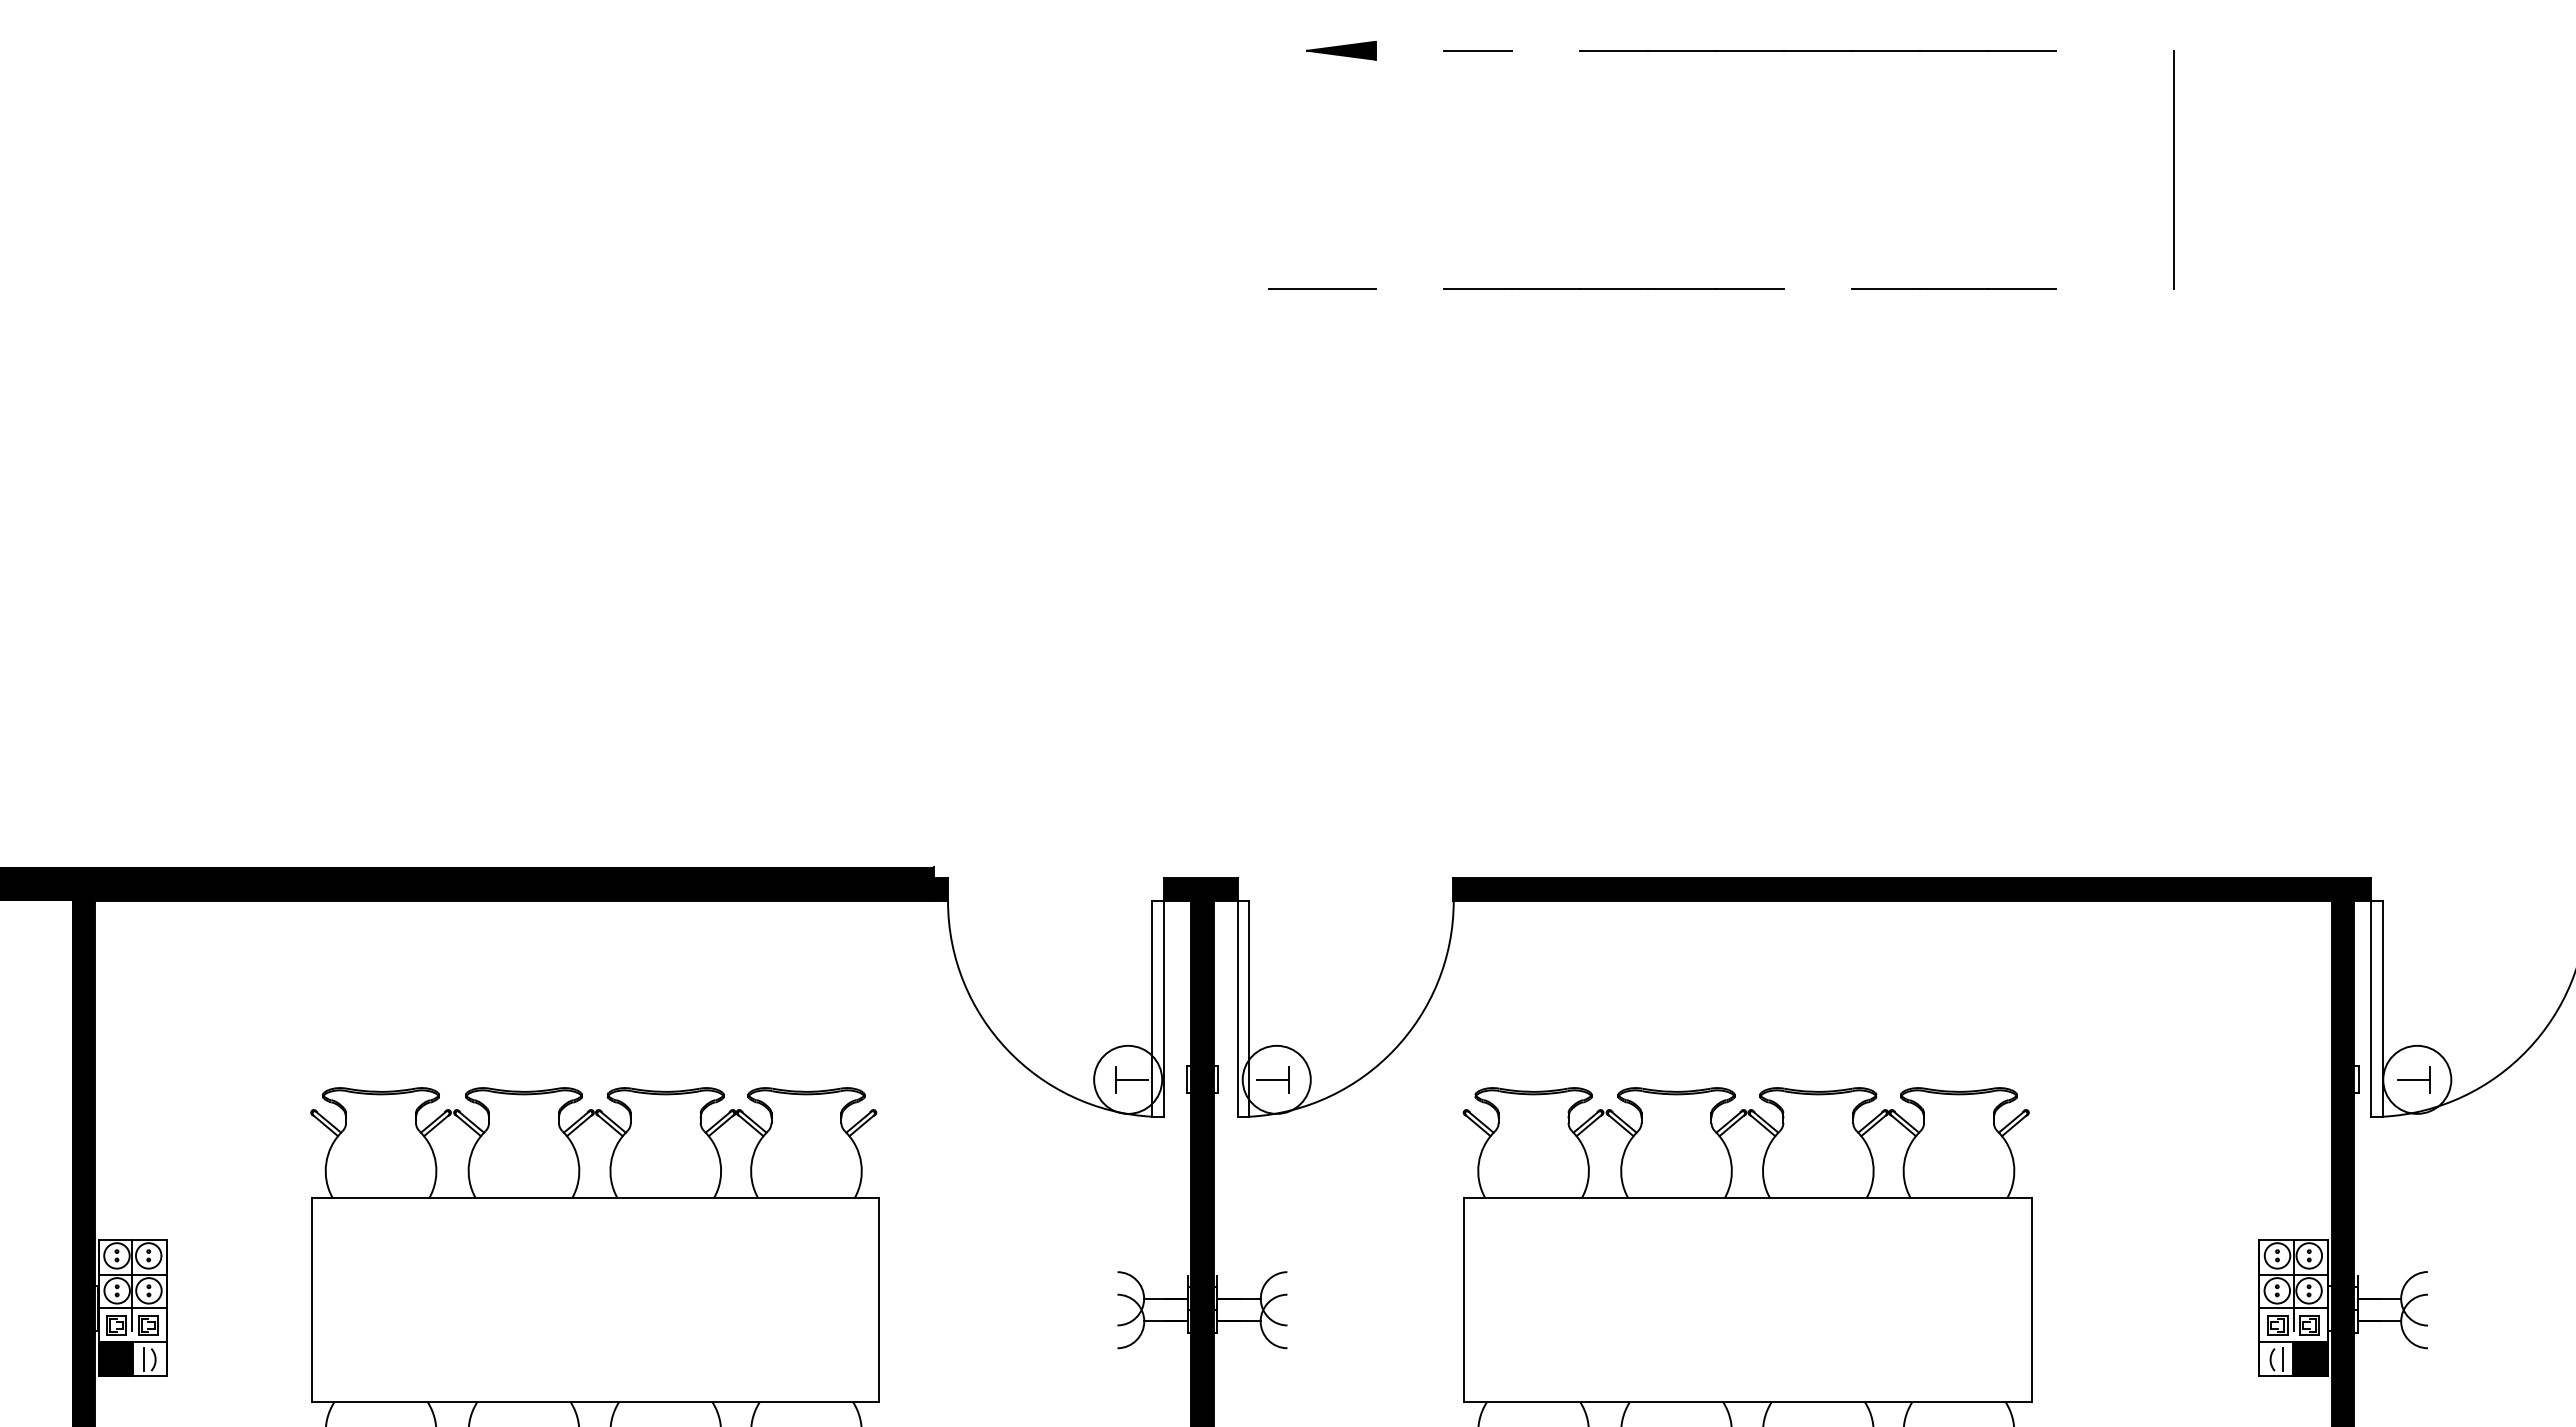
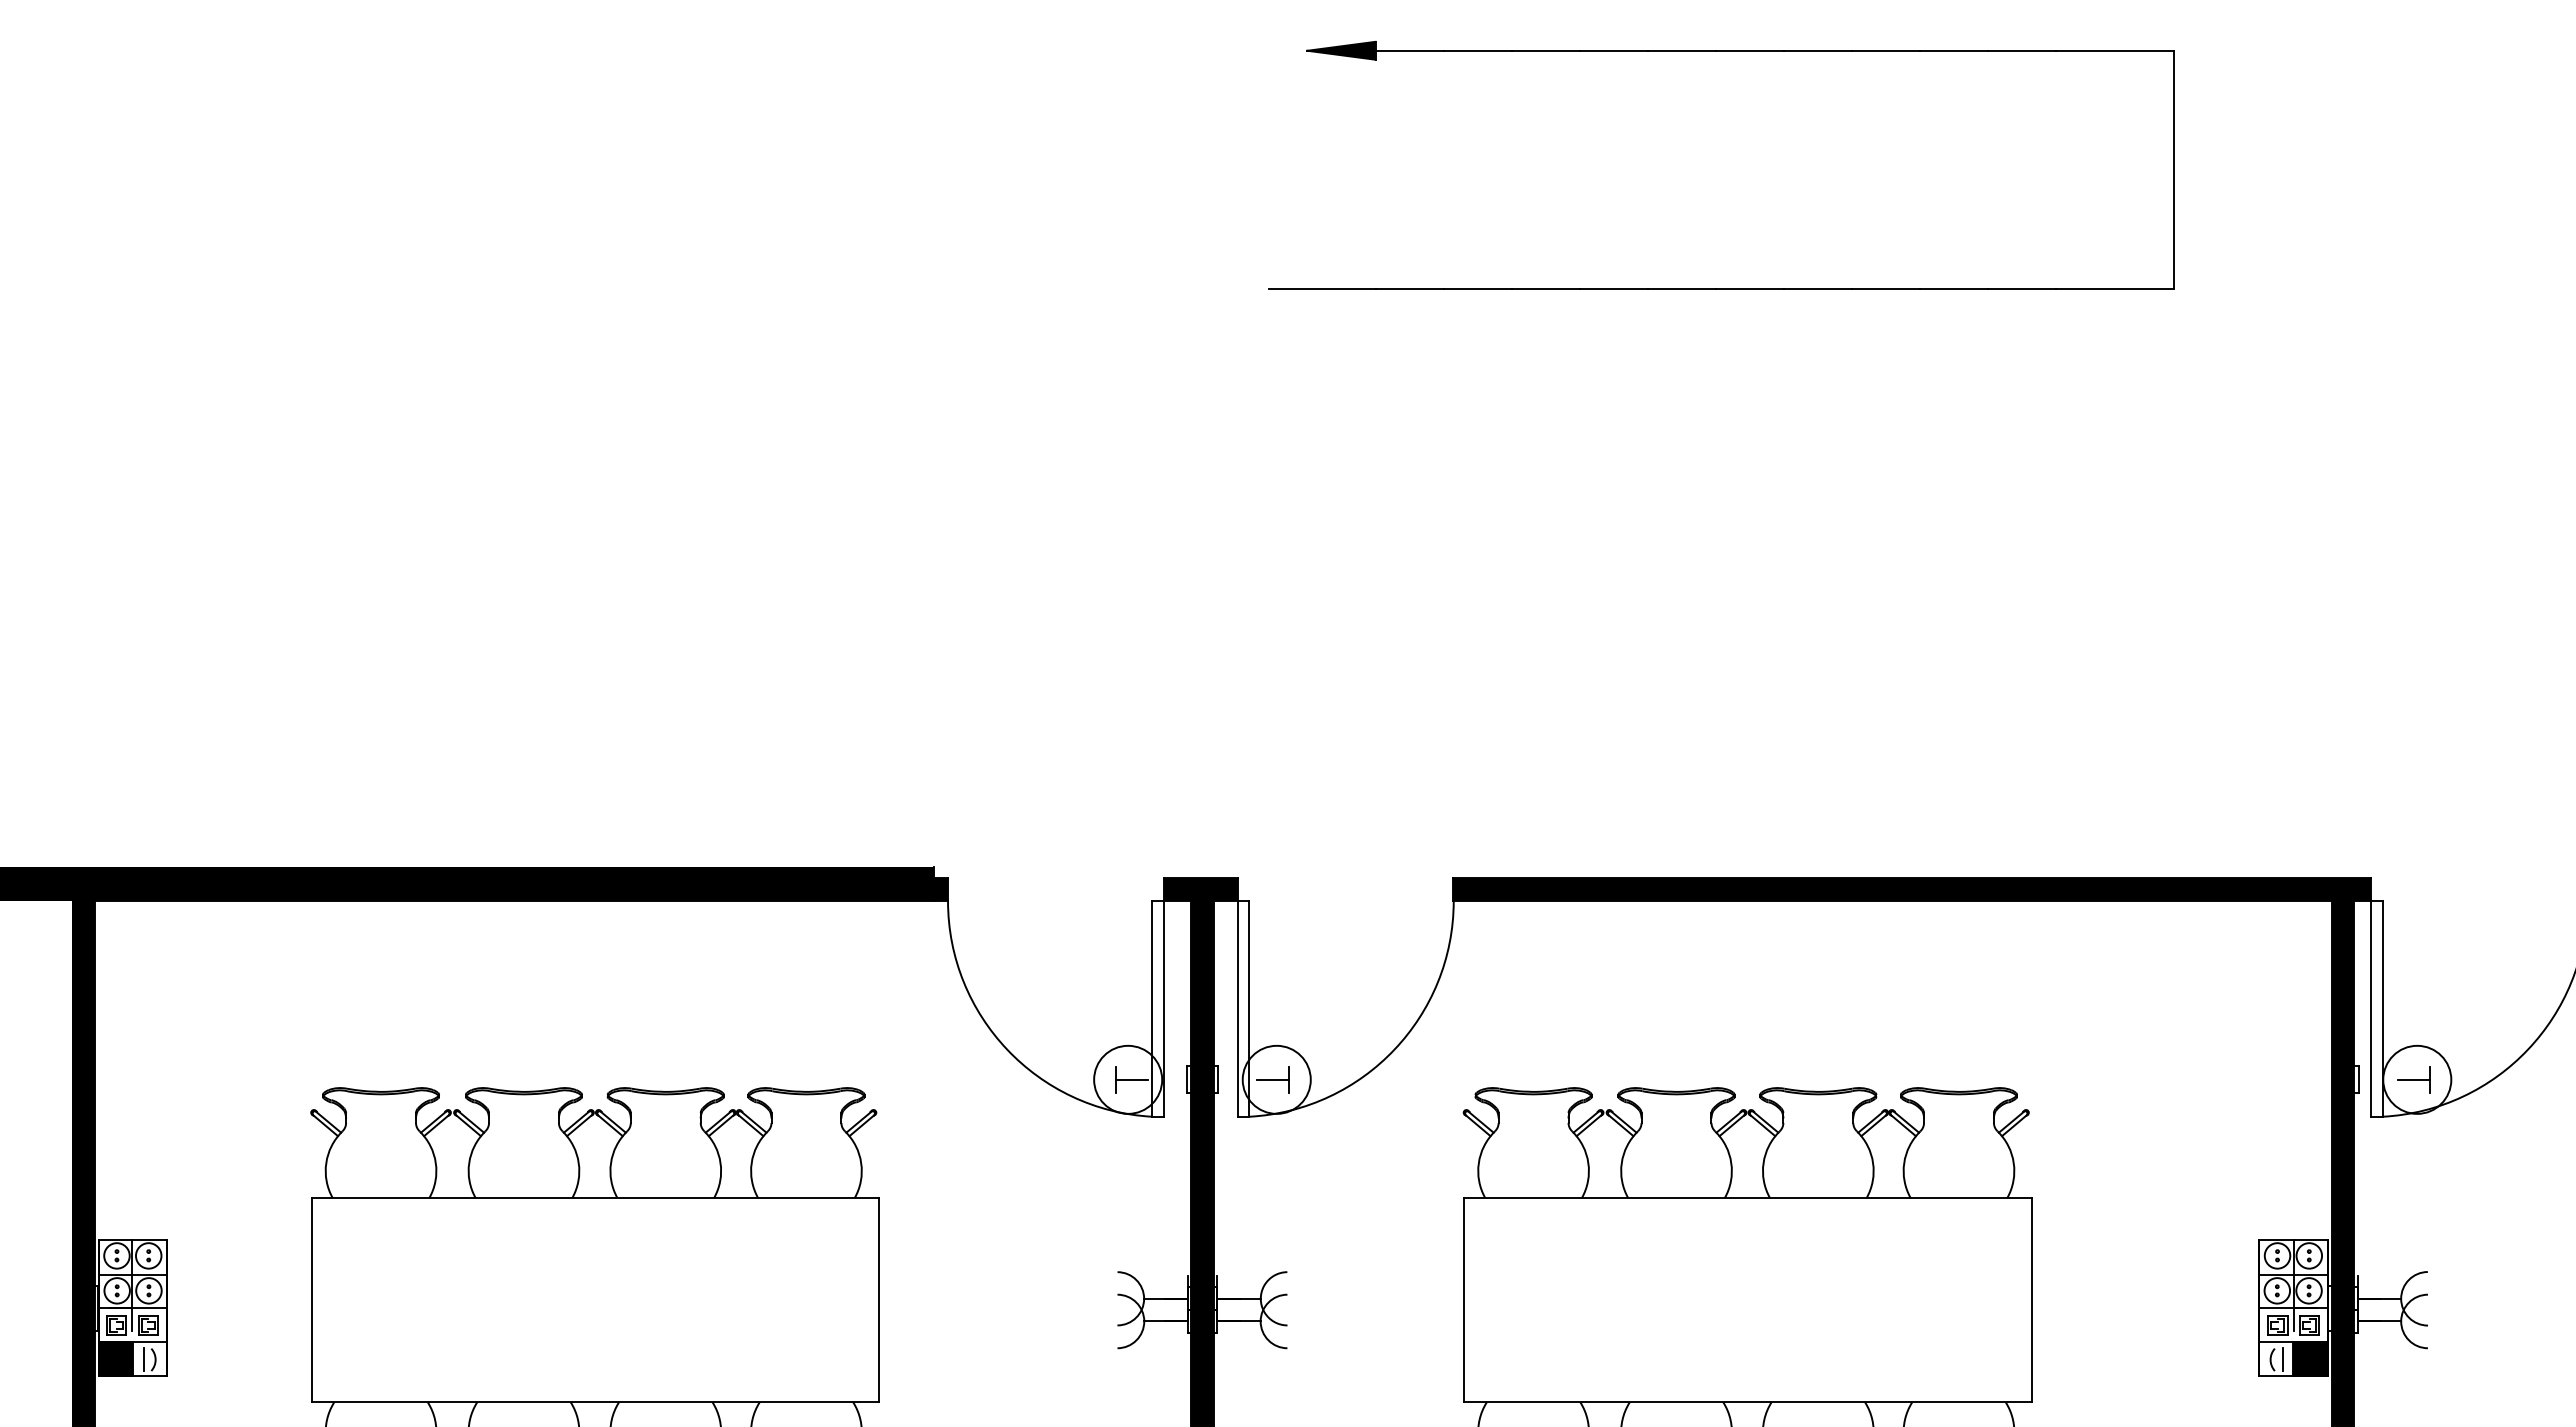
line: none -> present (1409, 50)
line: none -> present (1545, 50)
line: none -> present (2114, 50)
line: none -> present (1409, 288)
line: none -> present (1817, 288)
line: none -> present (2114, 288)
